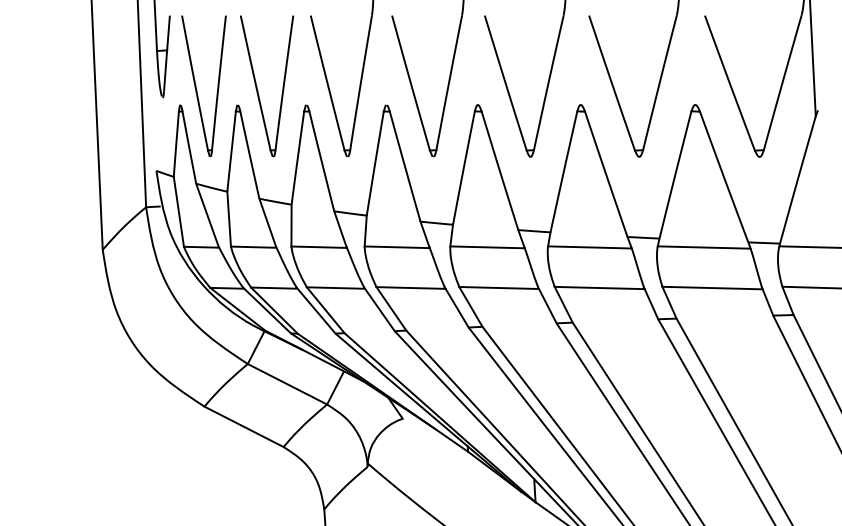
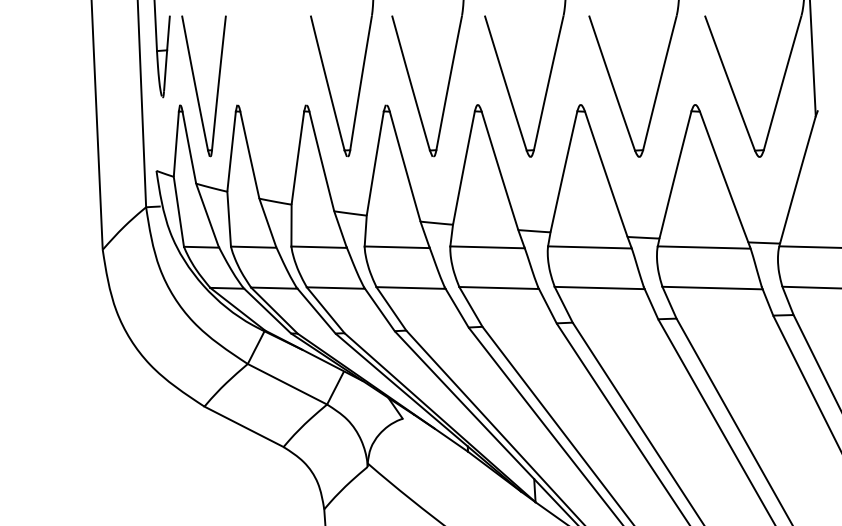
part: present -> none (258, 90)
